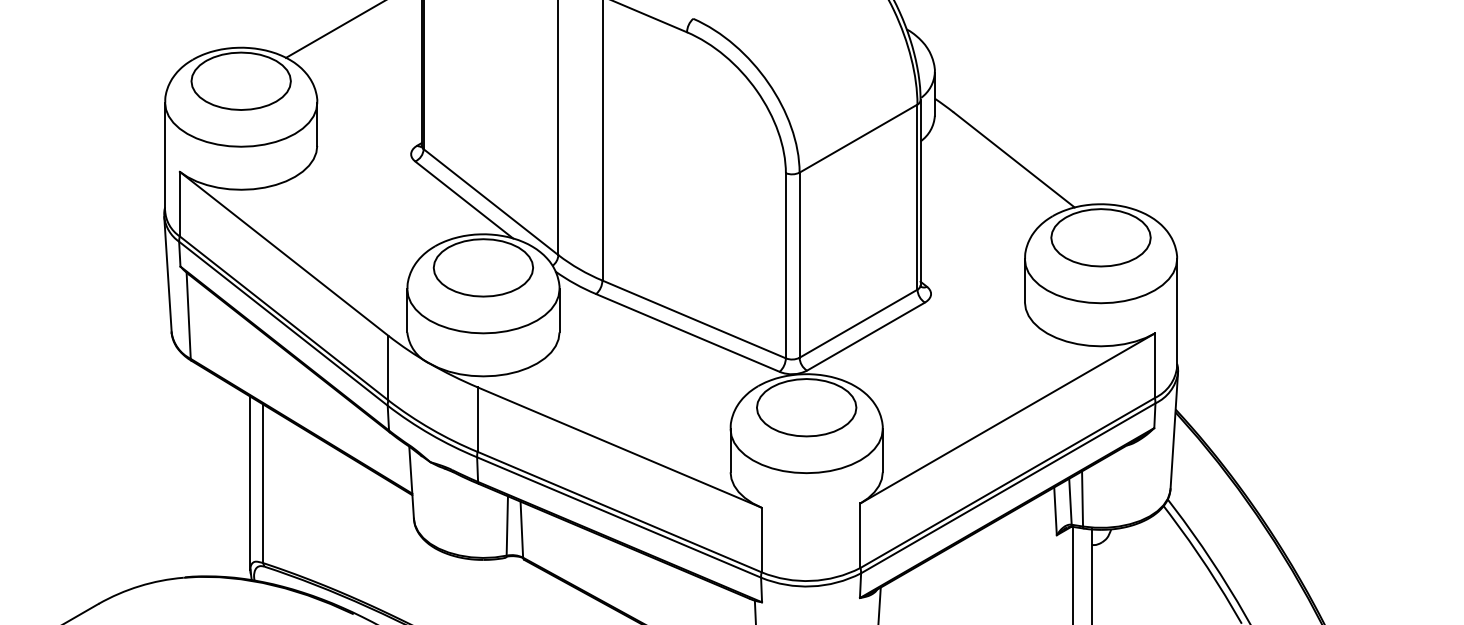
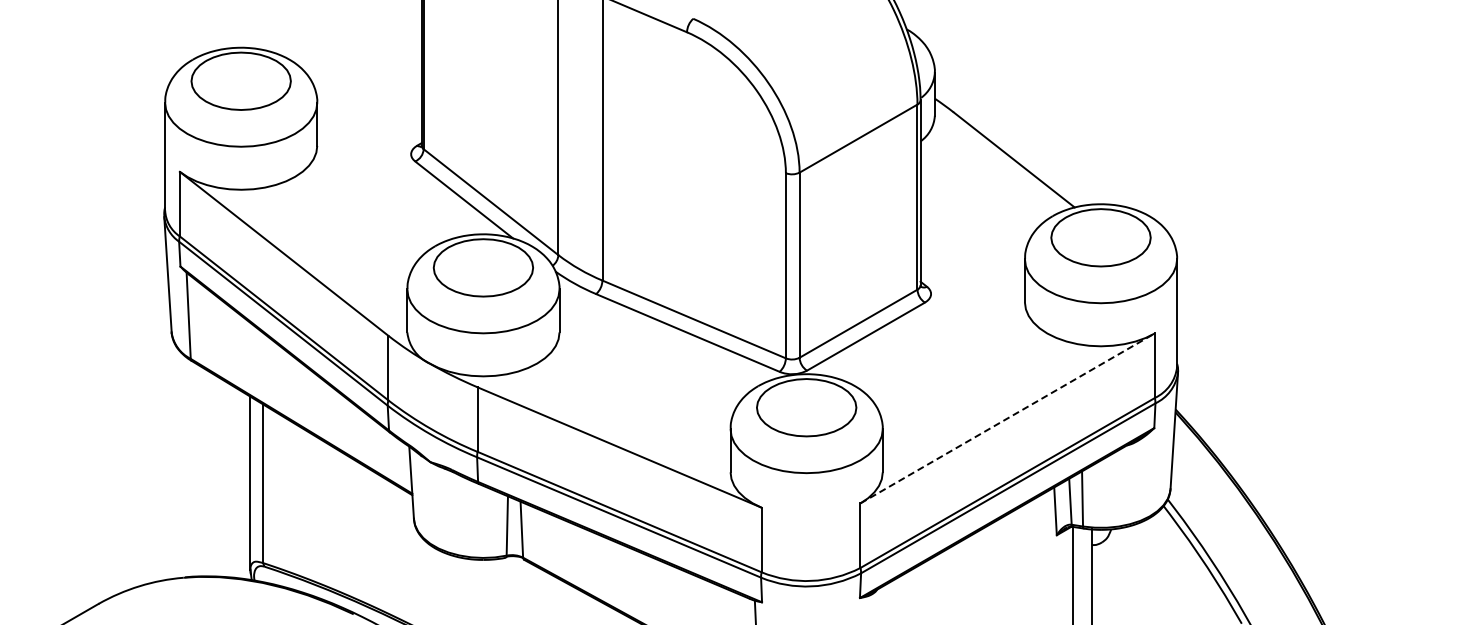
line: present -> none (333, 29)
line: solid -> dashed (1007, 418)
line: present -> none (879, 604)
